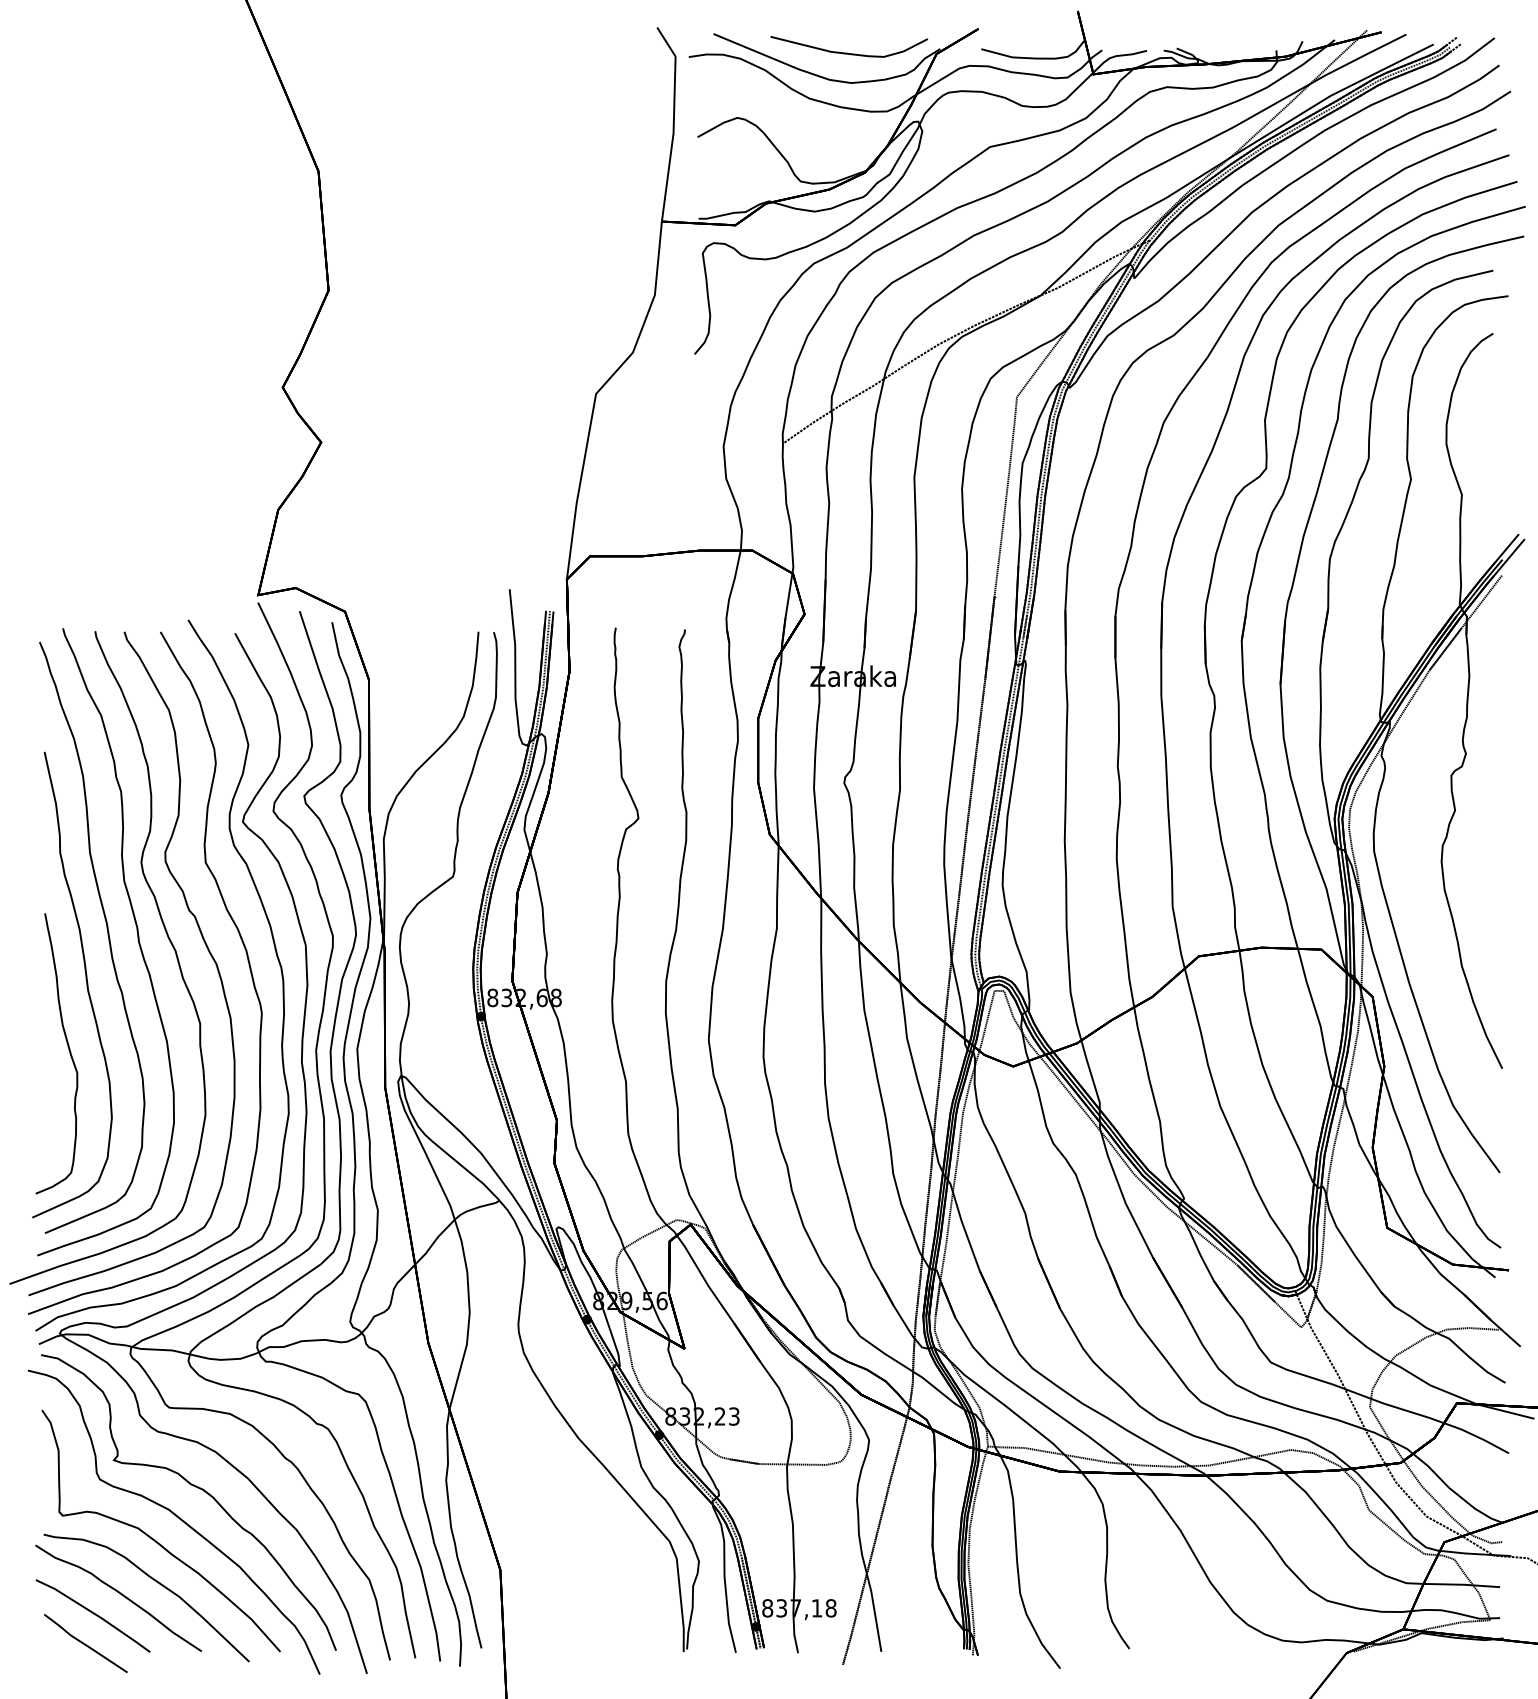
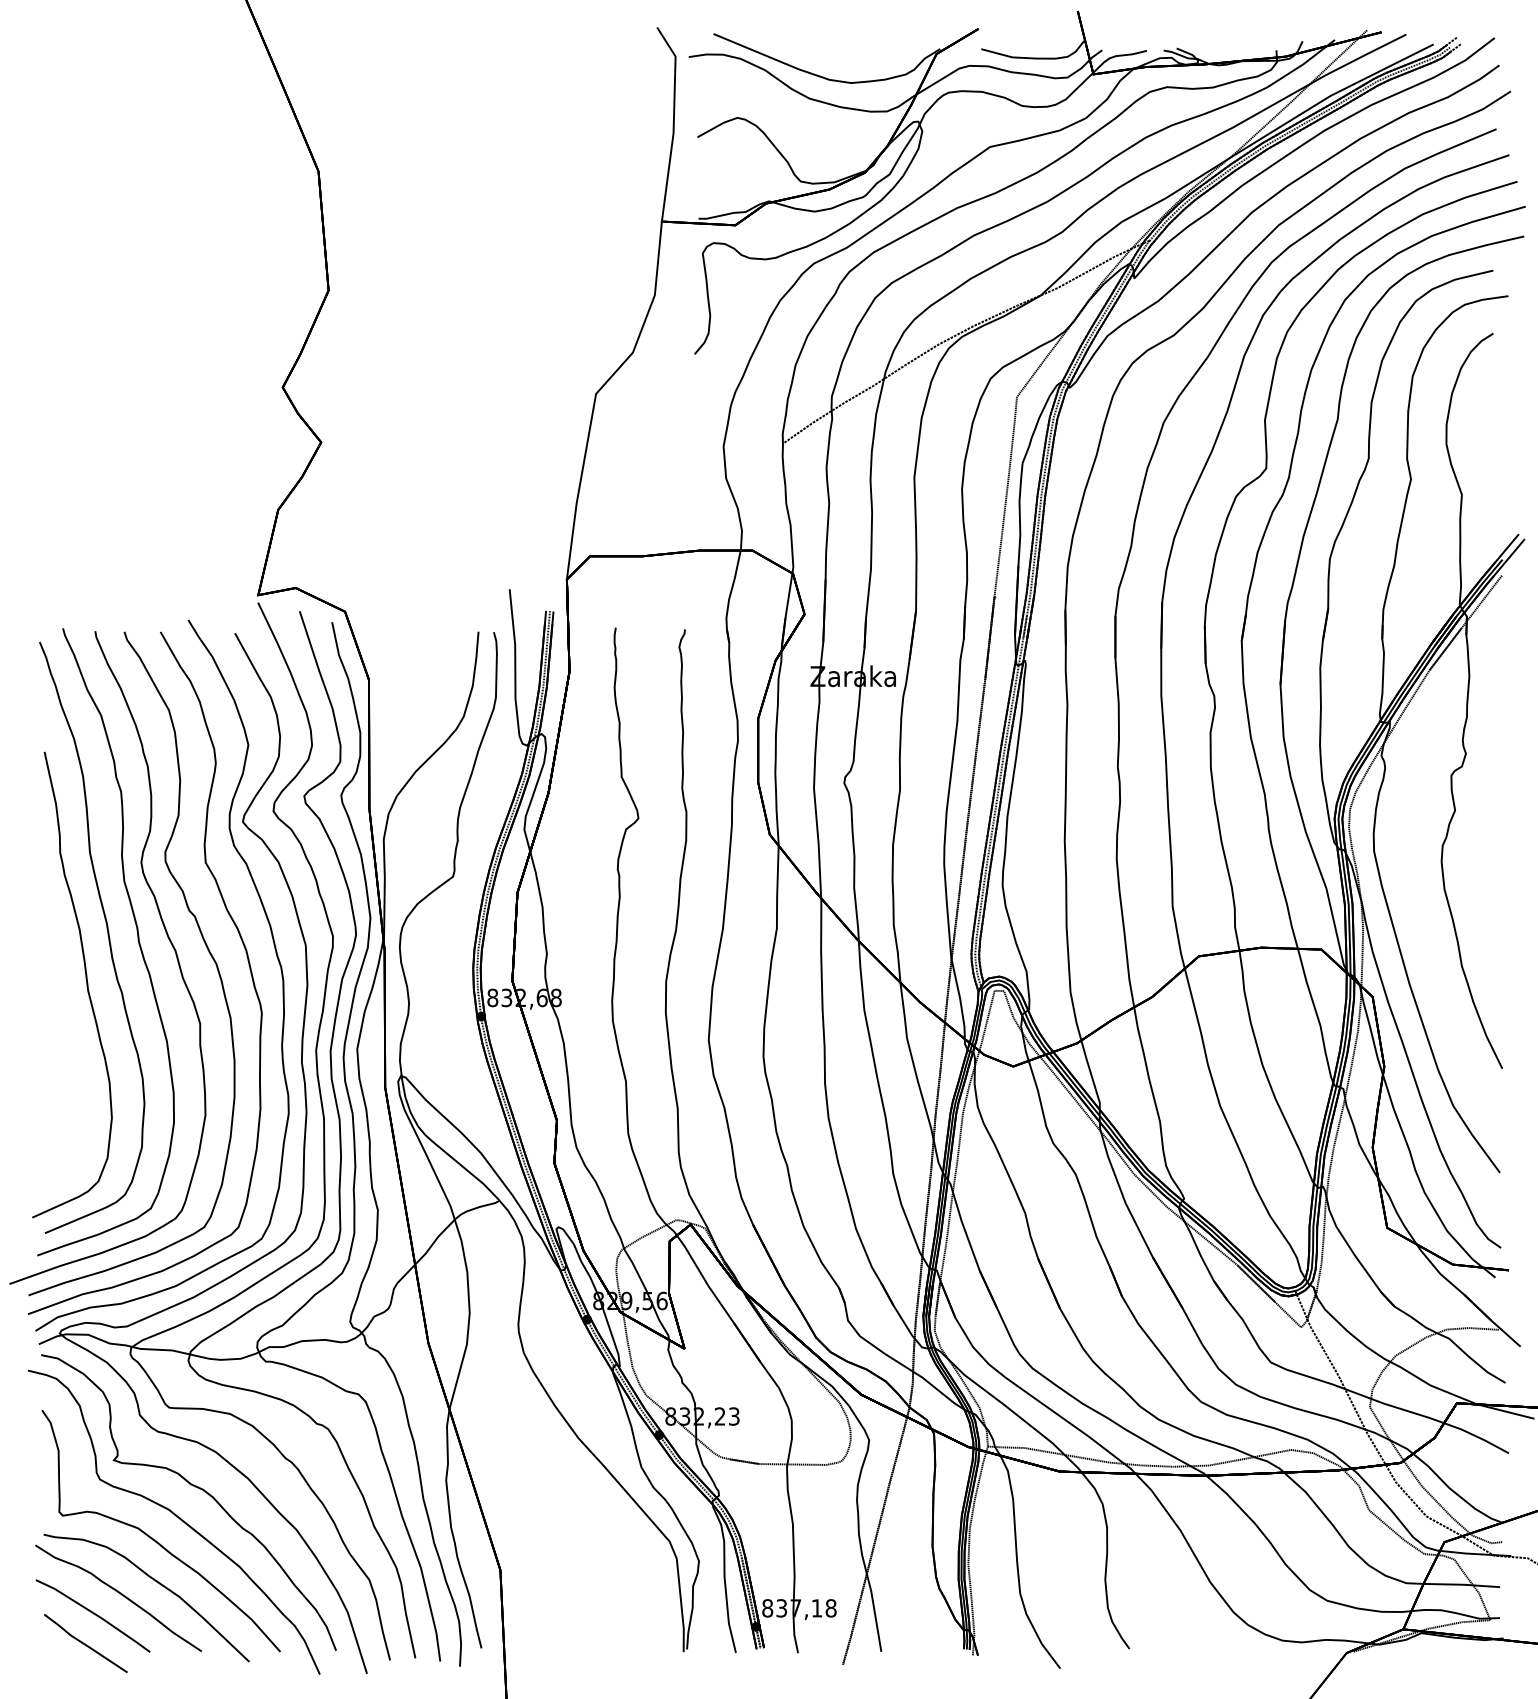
curve: present -> none (847, 52)
part: present -> none (68, 1050)
